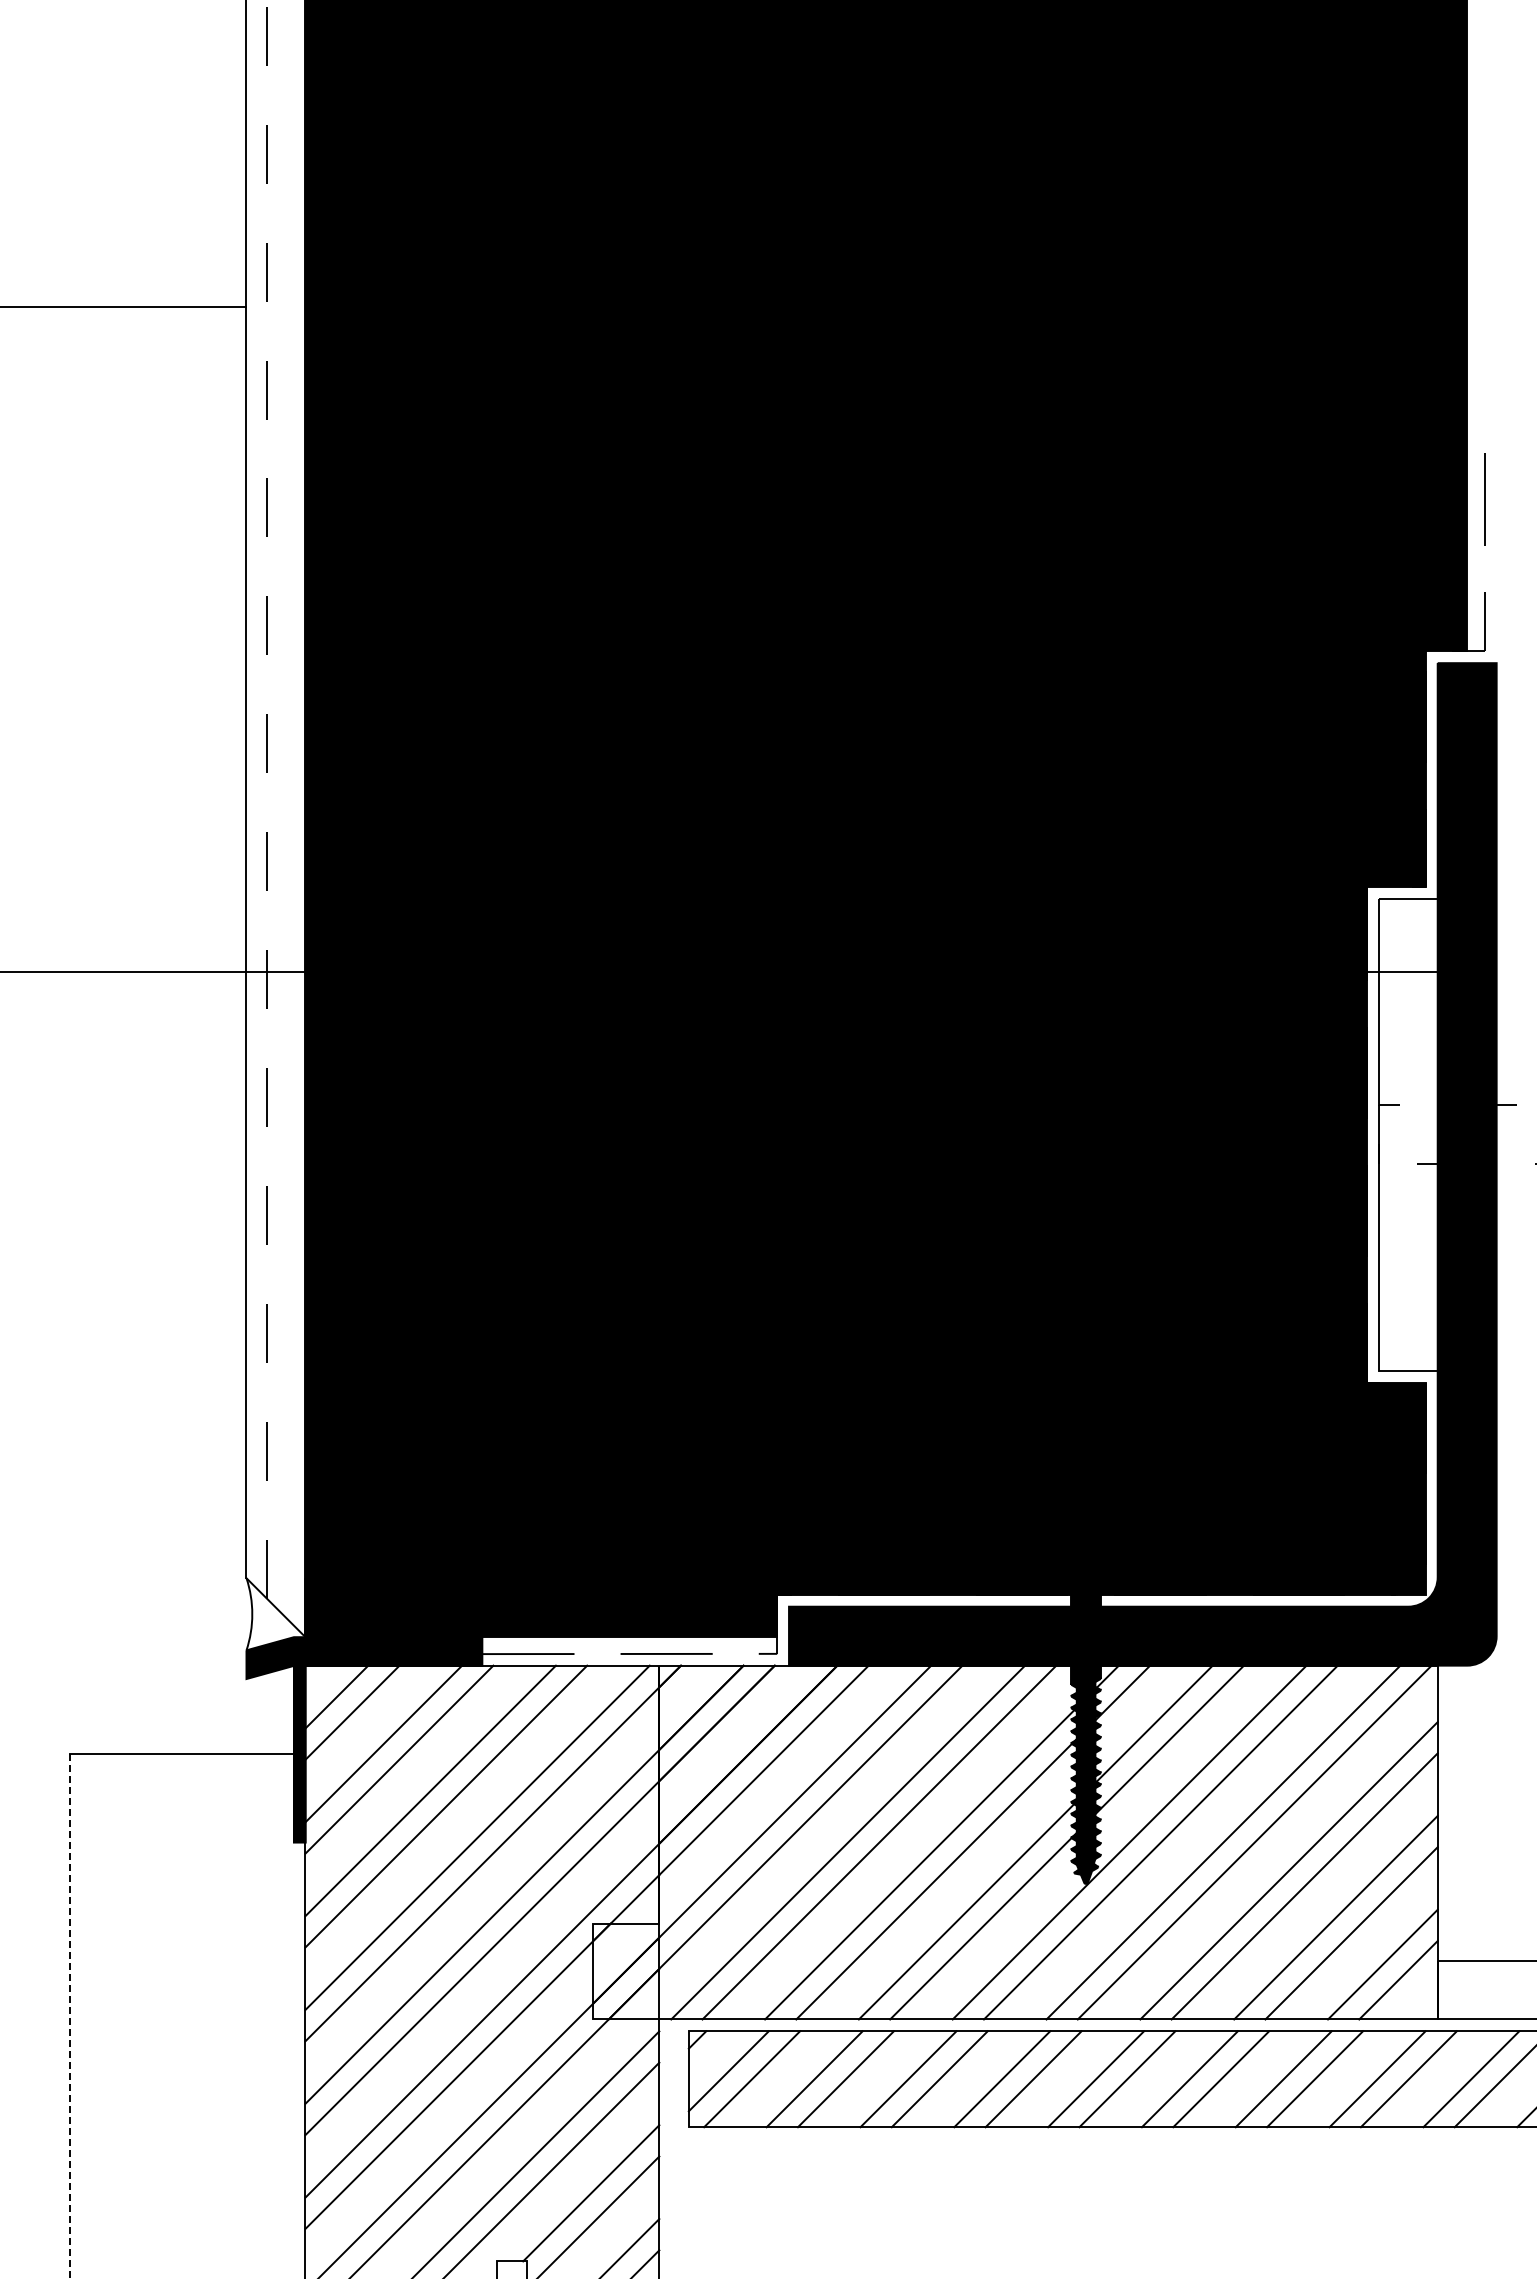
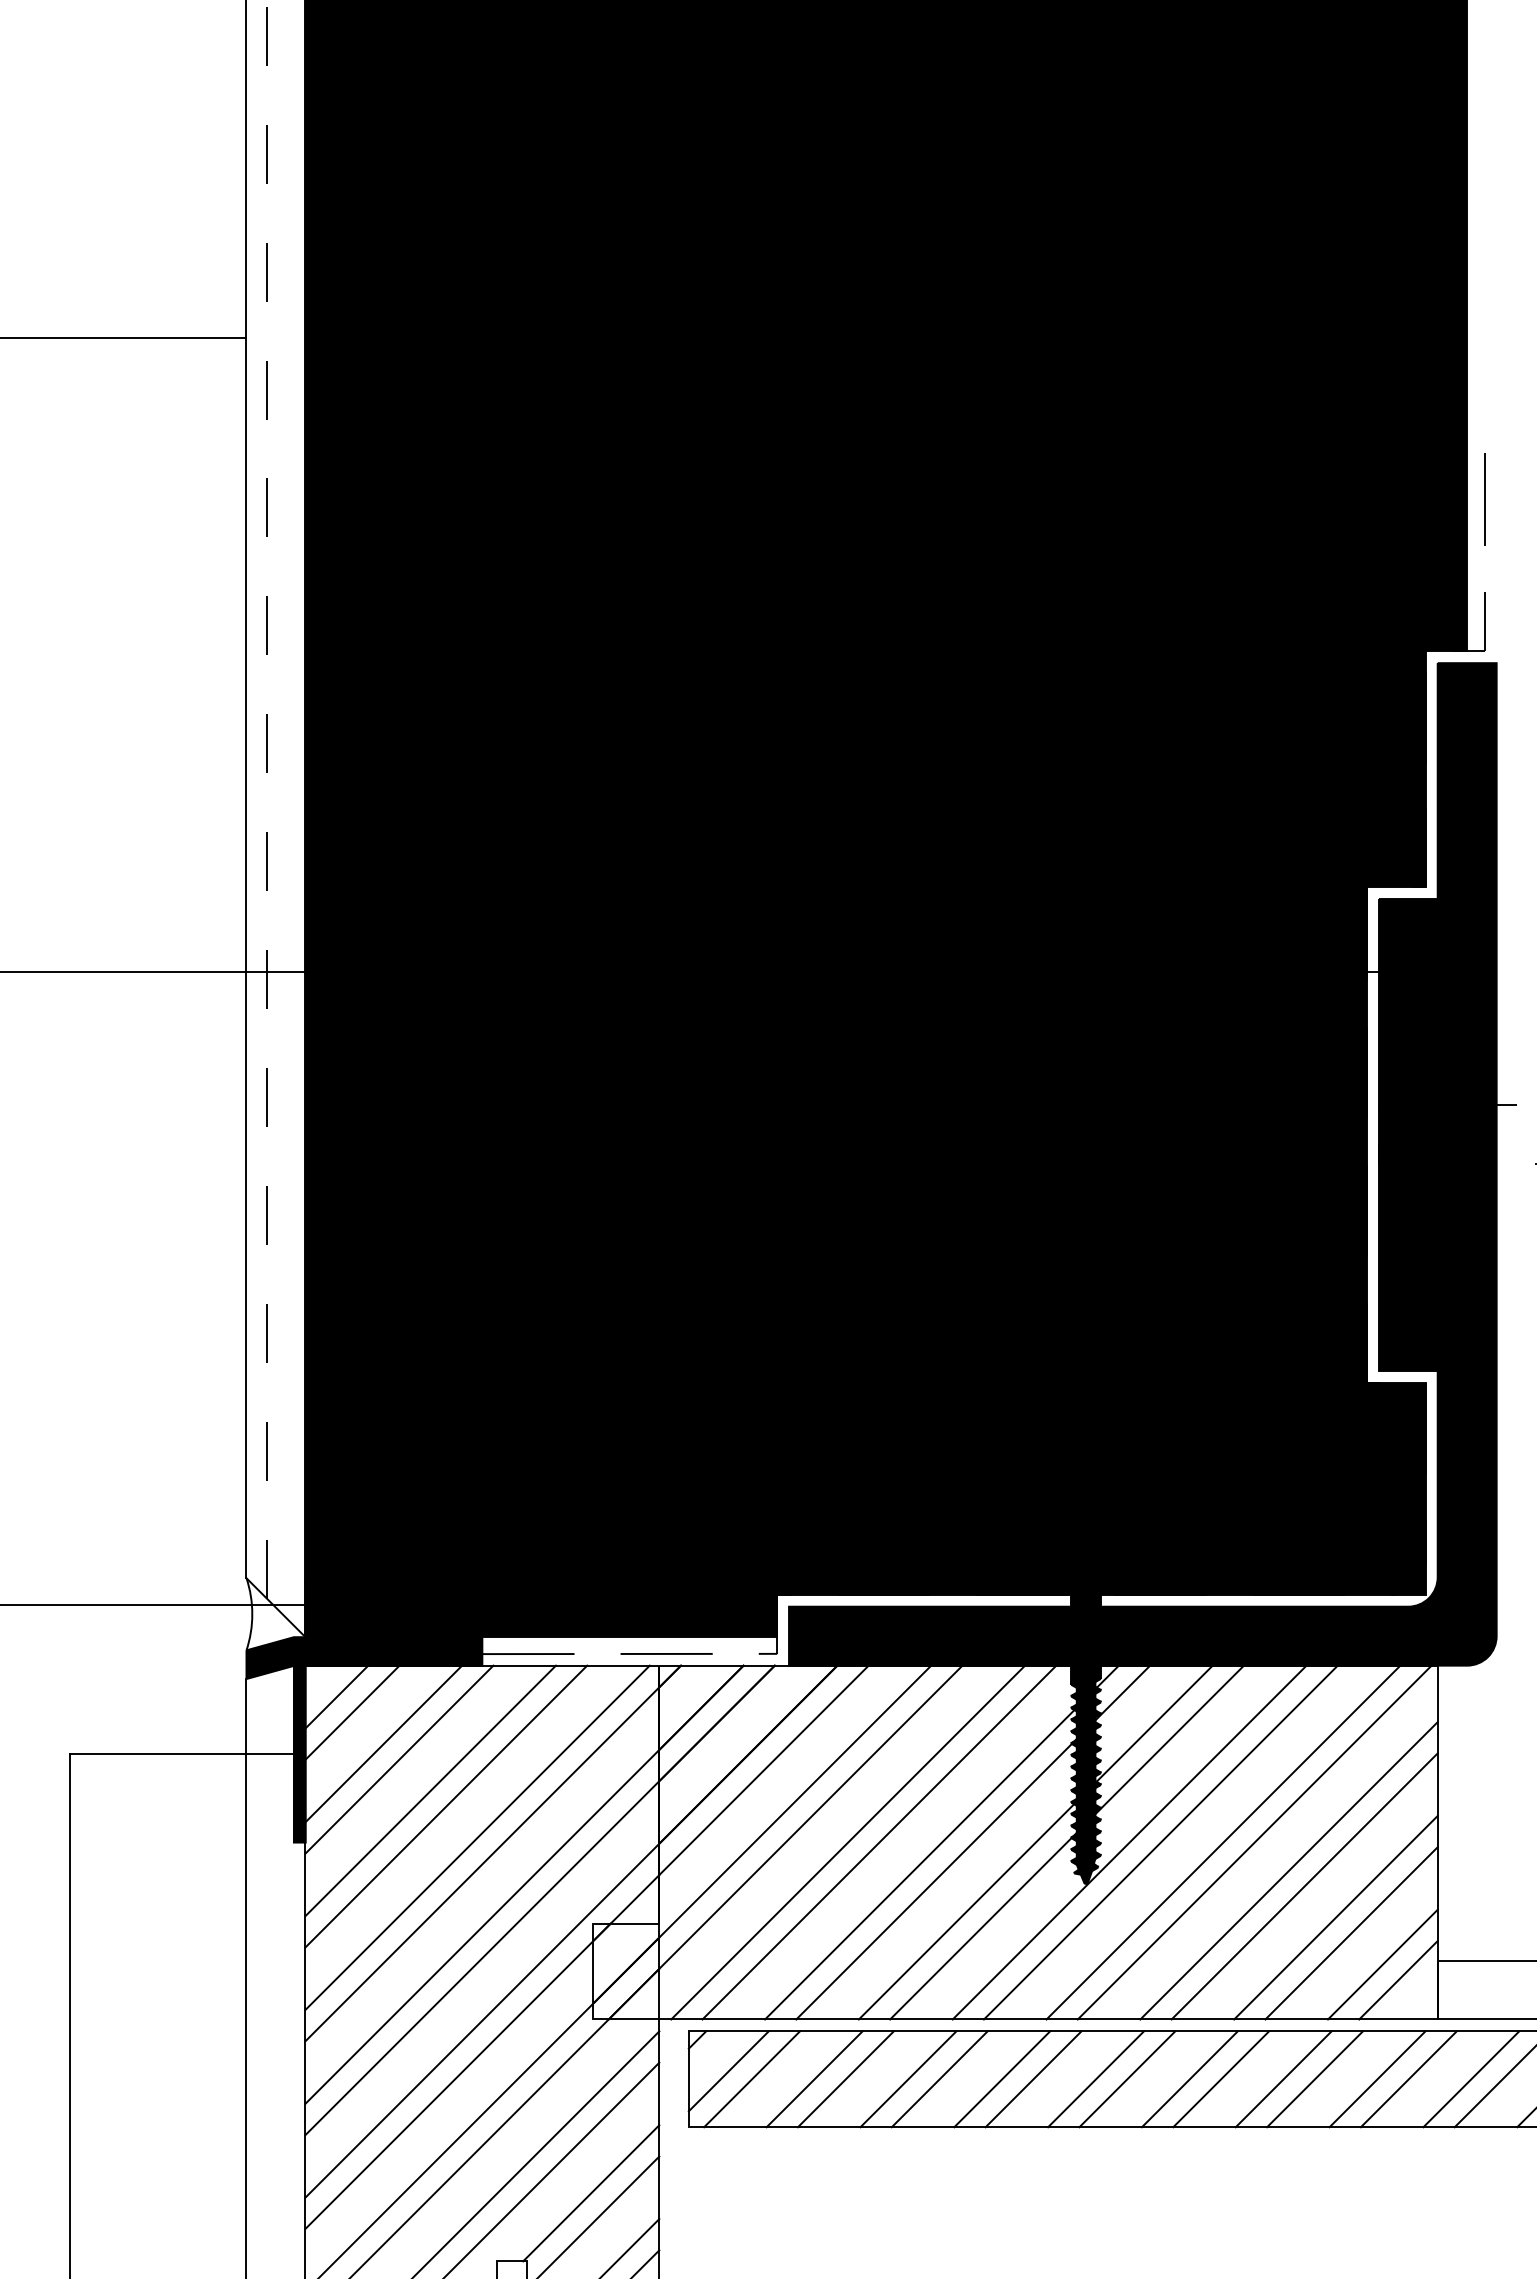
line position: (124, 306) -> (124, 337) (124, 337)
fill: none -> present (1407, 1134)
line: none -> present (160, 1605)
line: none -> present (246, 1977)
line: dashed -> solid (69, 2016)
